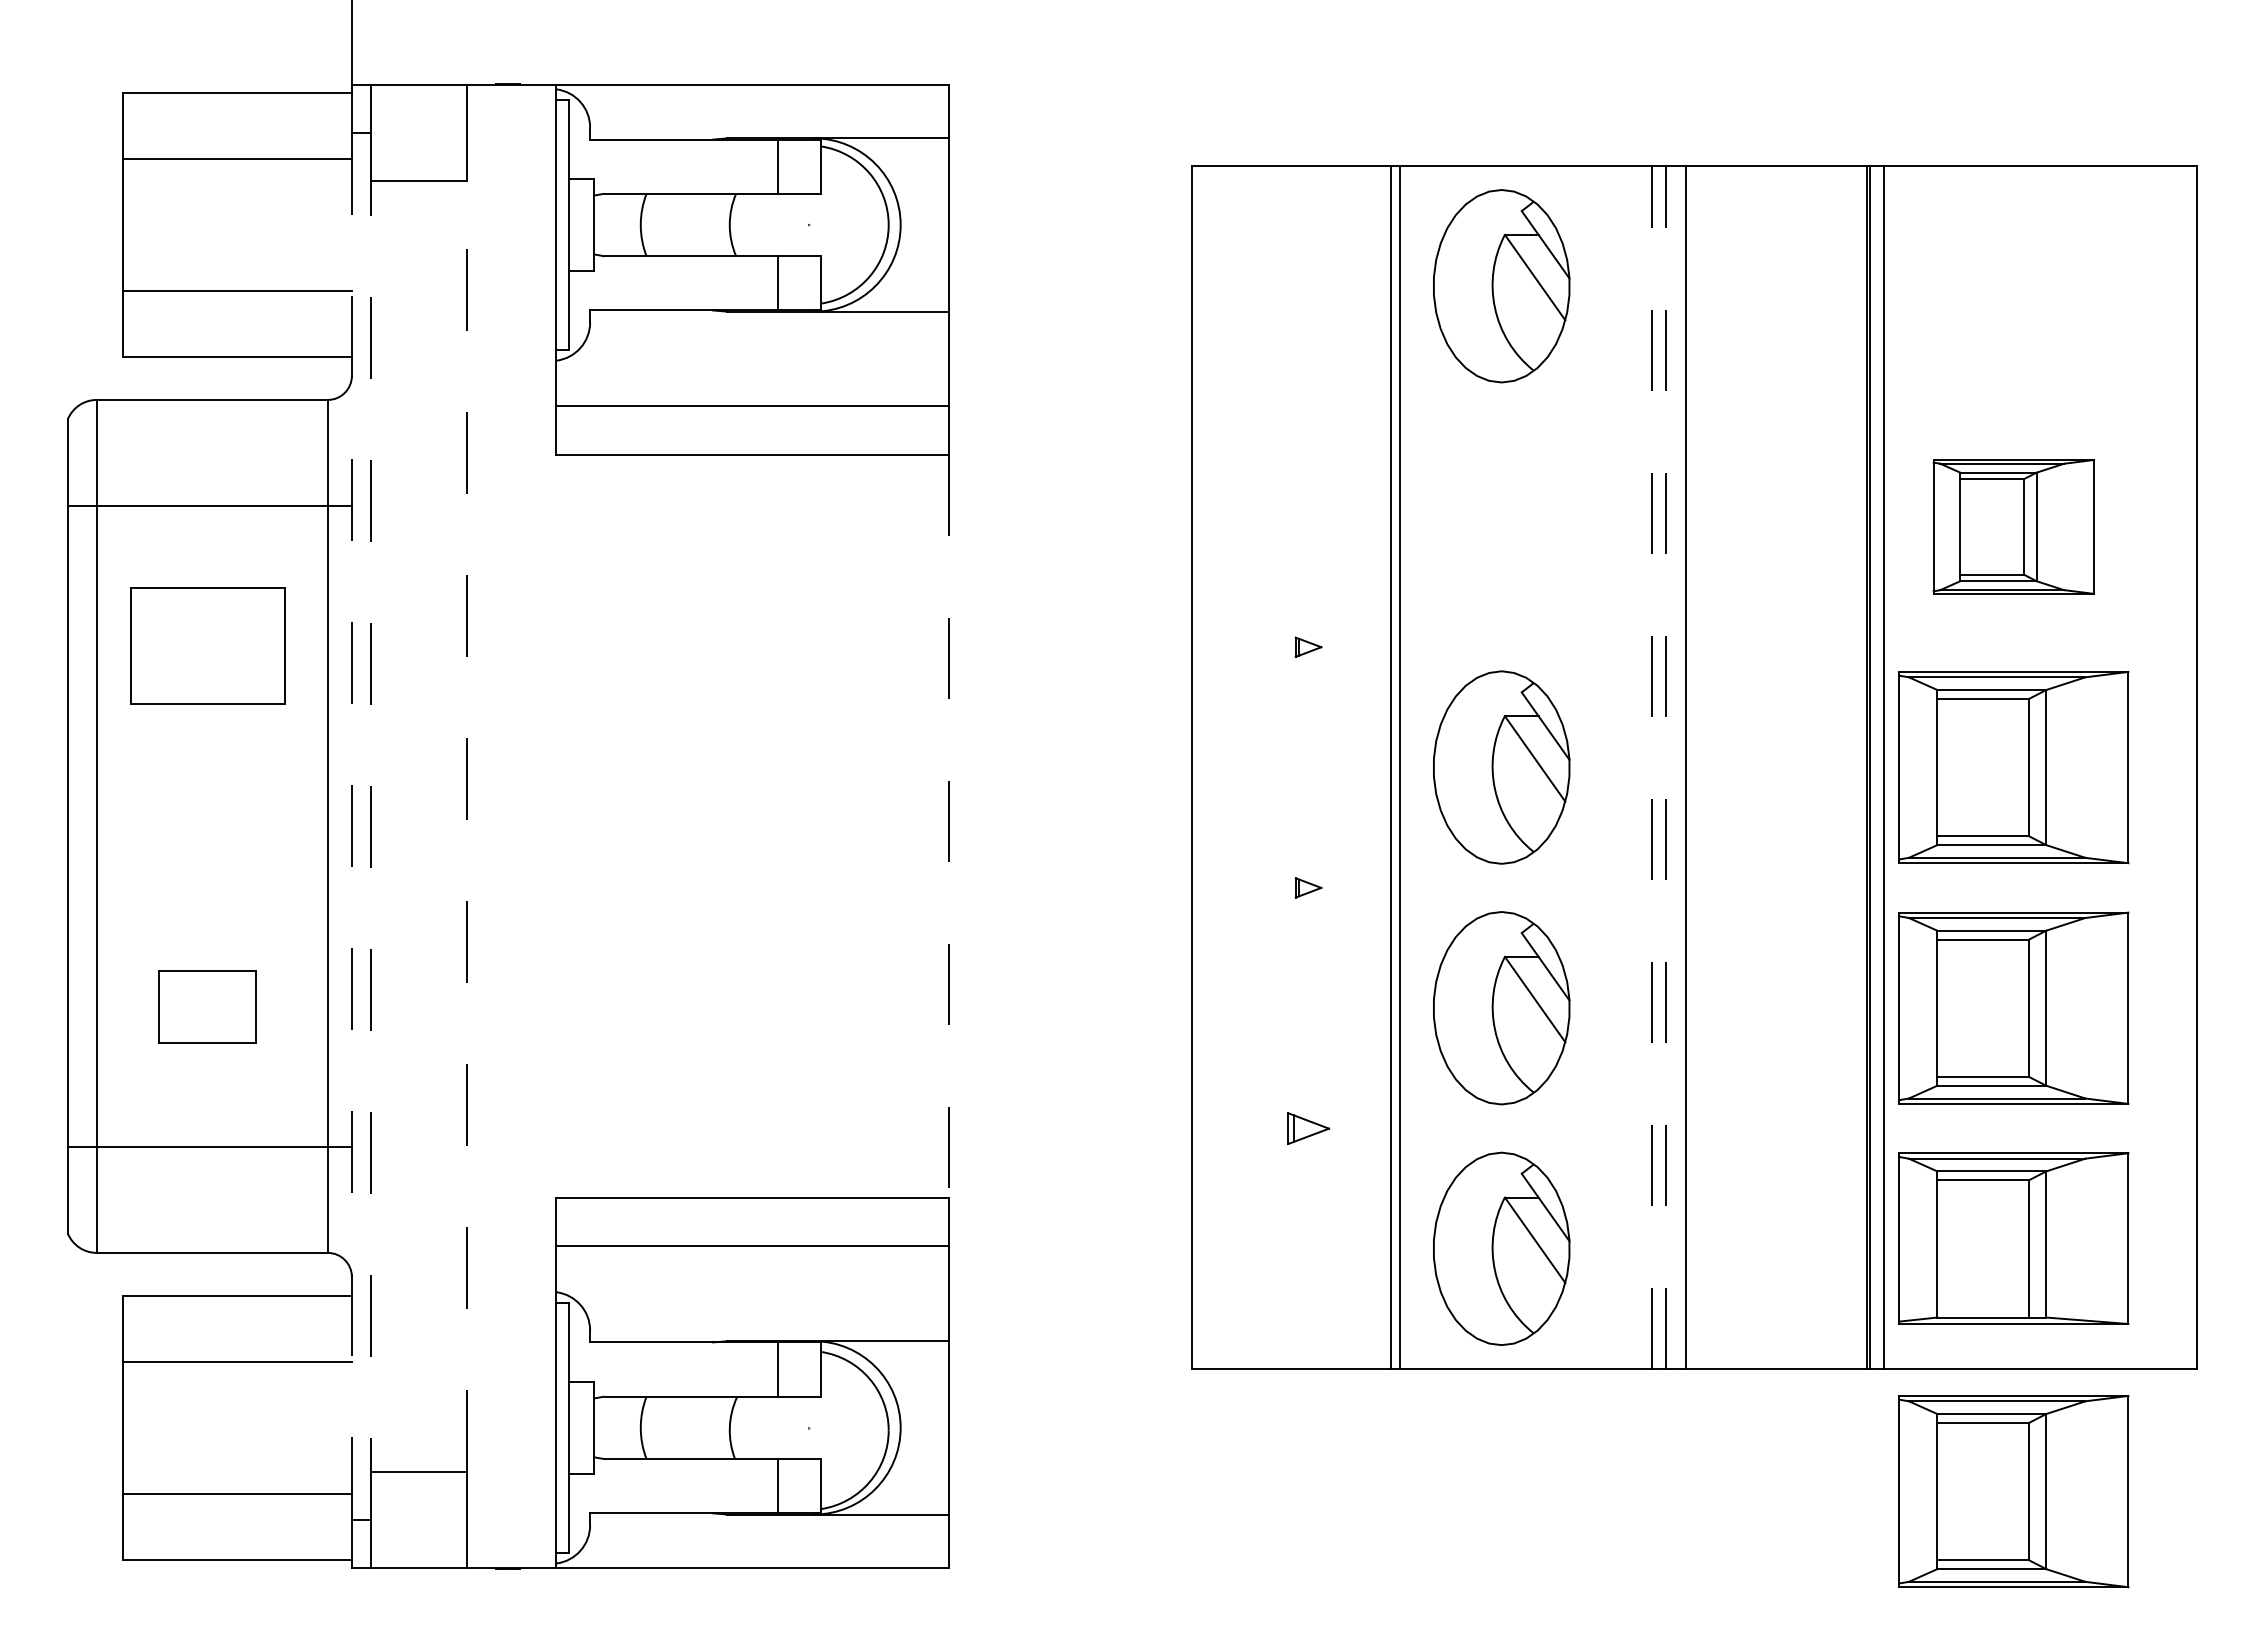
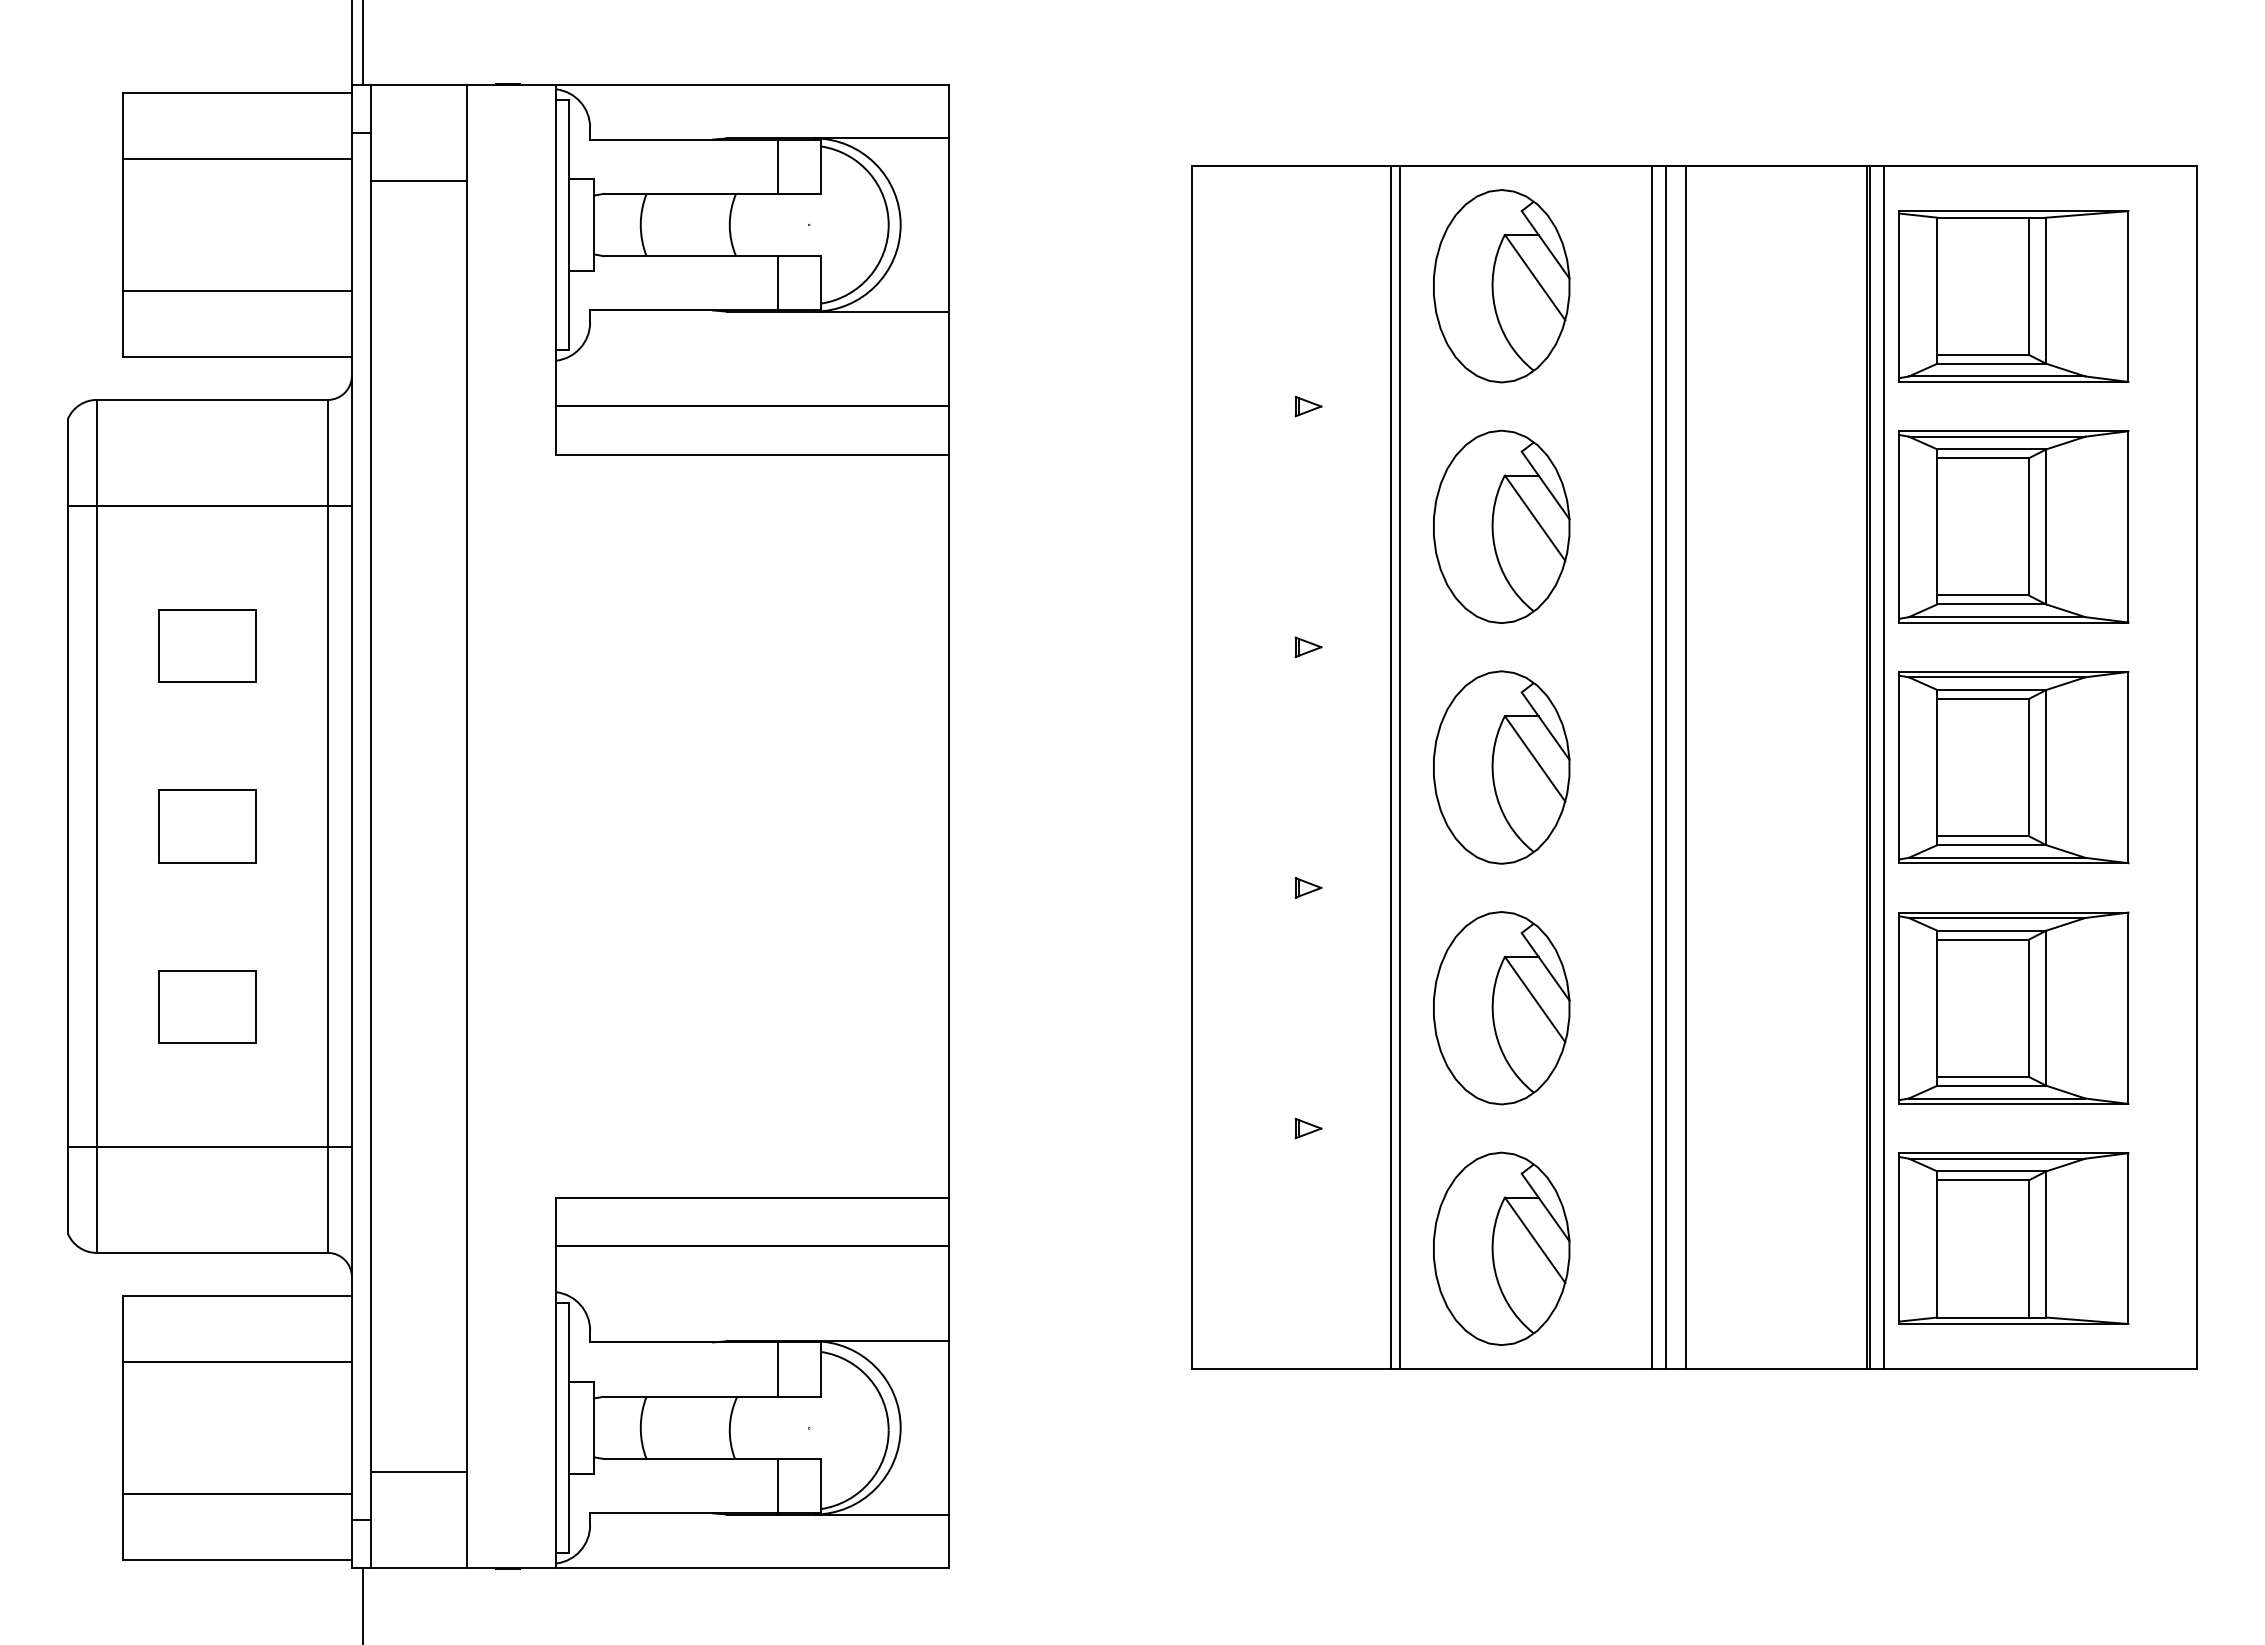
line: none -> present (362, 43)
part: none -> present (2013, 296)
part: none -> present (1308, 406)
part: none -> present (1501, 526)
part size: 163x136 px -> 232x194 px (2013, 526)
part size: 156x118 px -> 99x74 px (207, 645)
line: dashed -> solid (1652, 767)
line: dashed -> solid (1665, 767)
line: dashed -> solid (371, 825)
line: dashed -> solid (467, 825)
part: none -> present (207, 826)
line: dashed -> solid (351, 826)
line: dashed -> solid (948, 826)
part size: 44x34 px -> 29x23 px (1308, 1128)
part: present -> none (2013, 1491)
line: none -> present (362, 1604)
